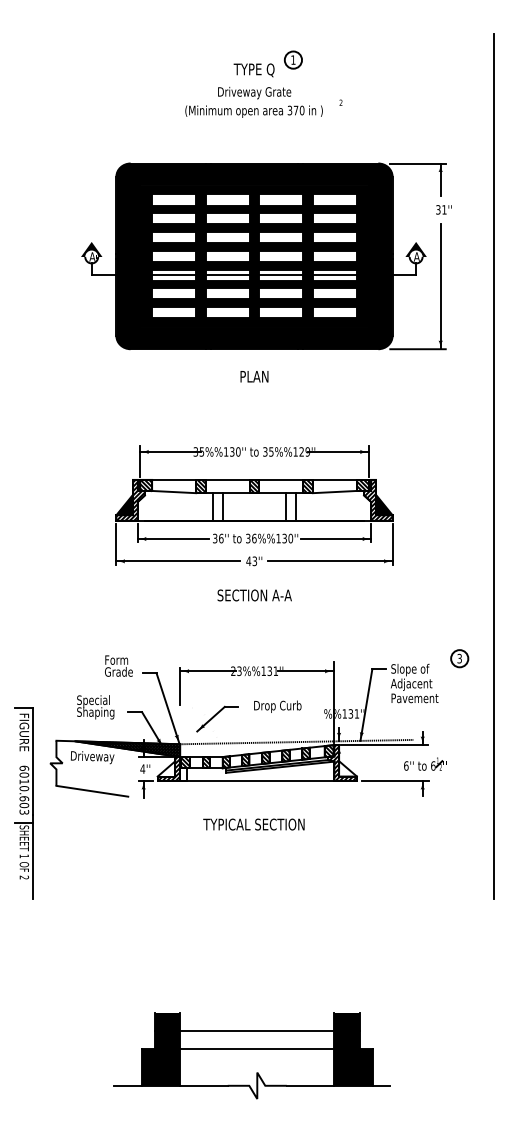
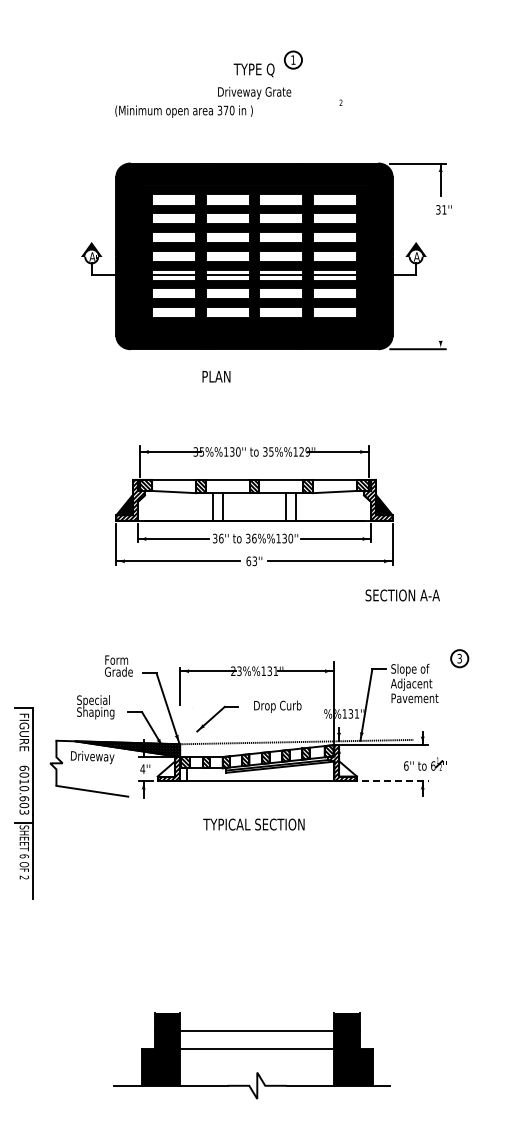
text position: (253, 111) -> (183, 111) (183, 111)
line: present -> none (440, 286)
text position: (254, 376) -> (216, 376) (216, 376)
line: present -> none (493, 465)
text: 43'' -> 63'' (248, 561)
text position: (254, 595) -> (402, 595) (402, 595)
line: solid -> dashed (395, 780)
text: 1 -> 6 (24, 856)
